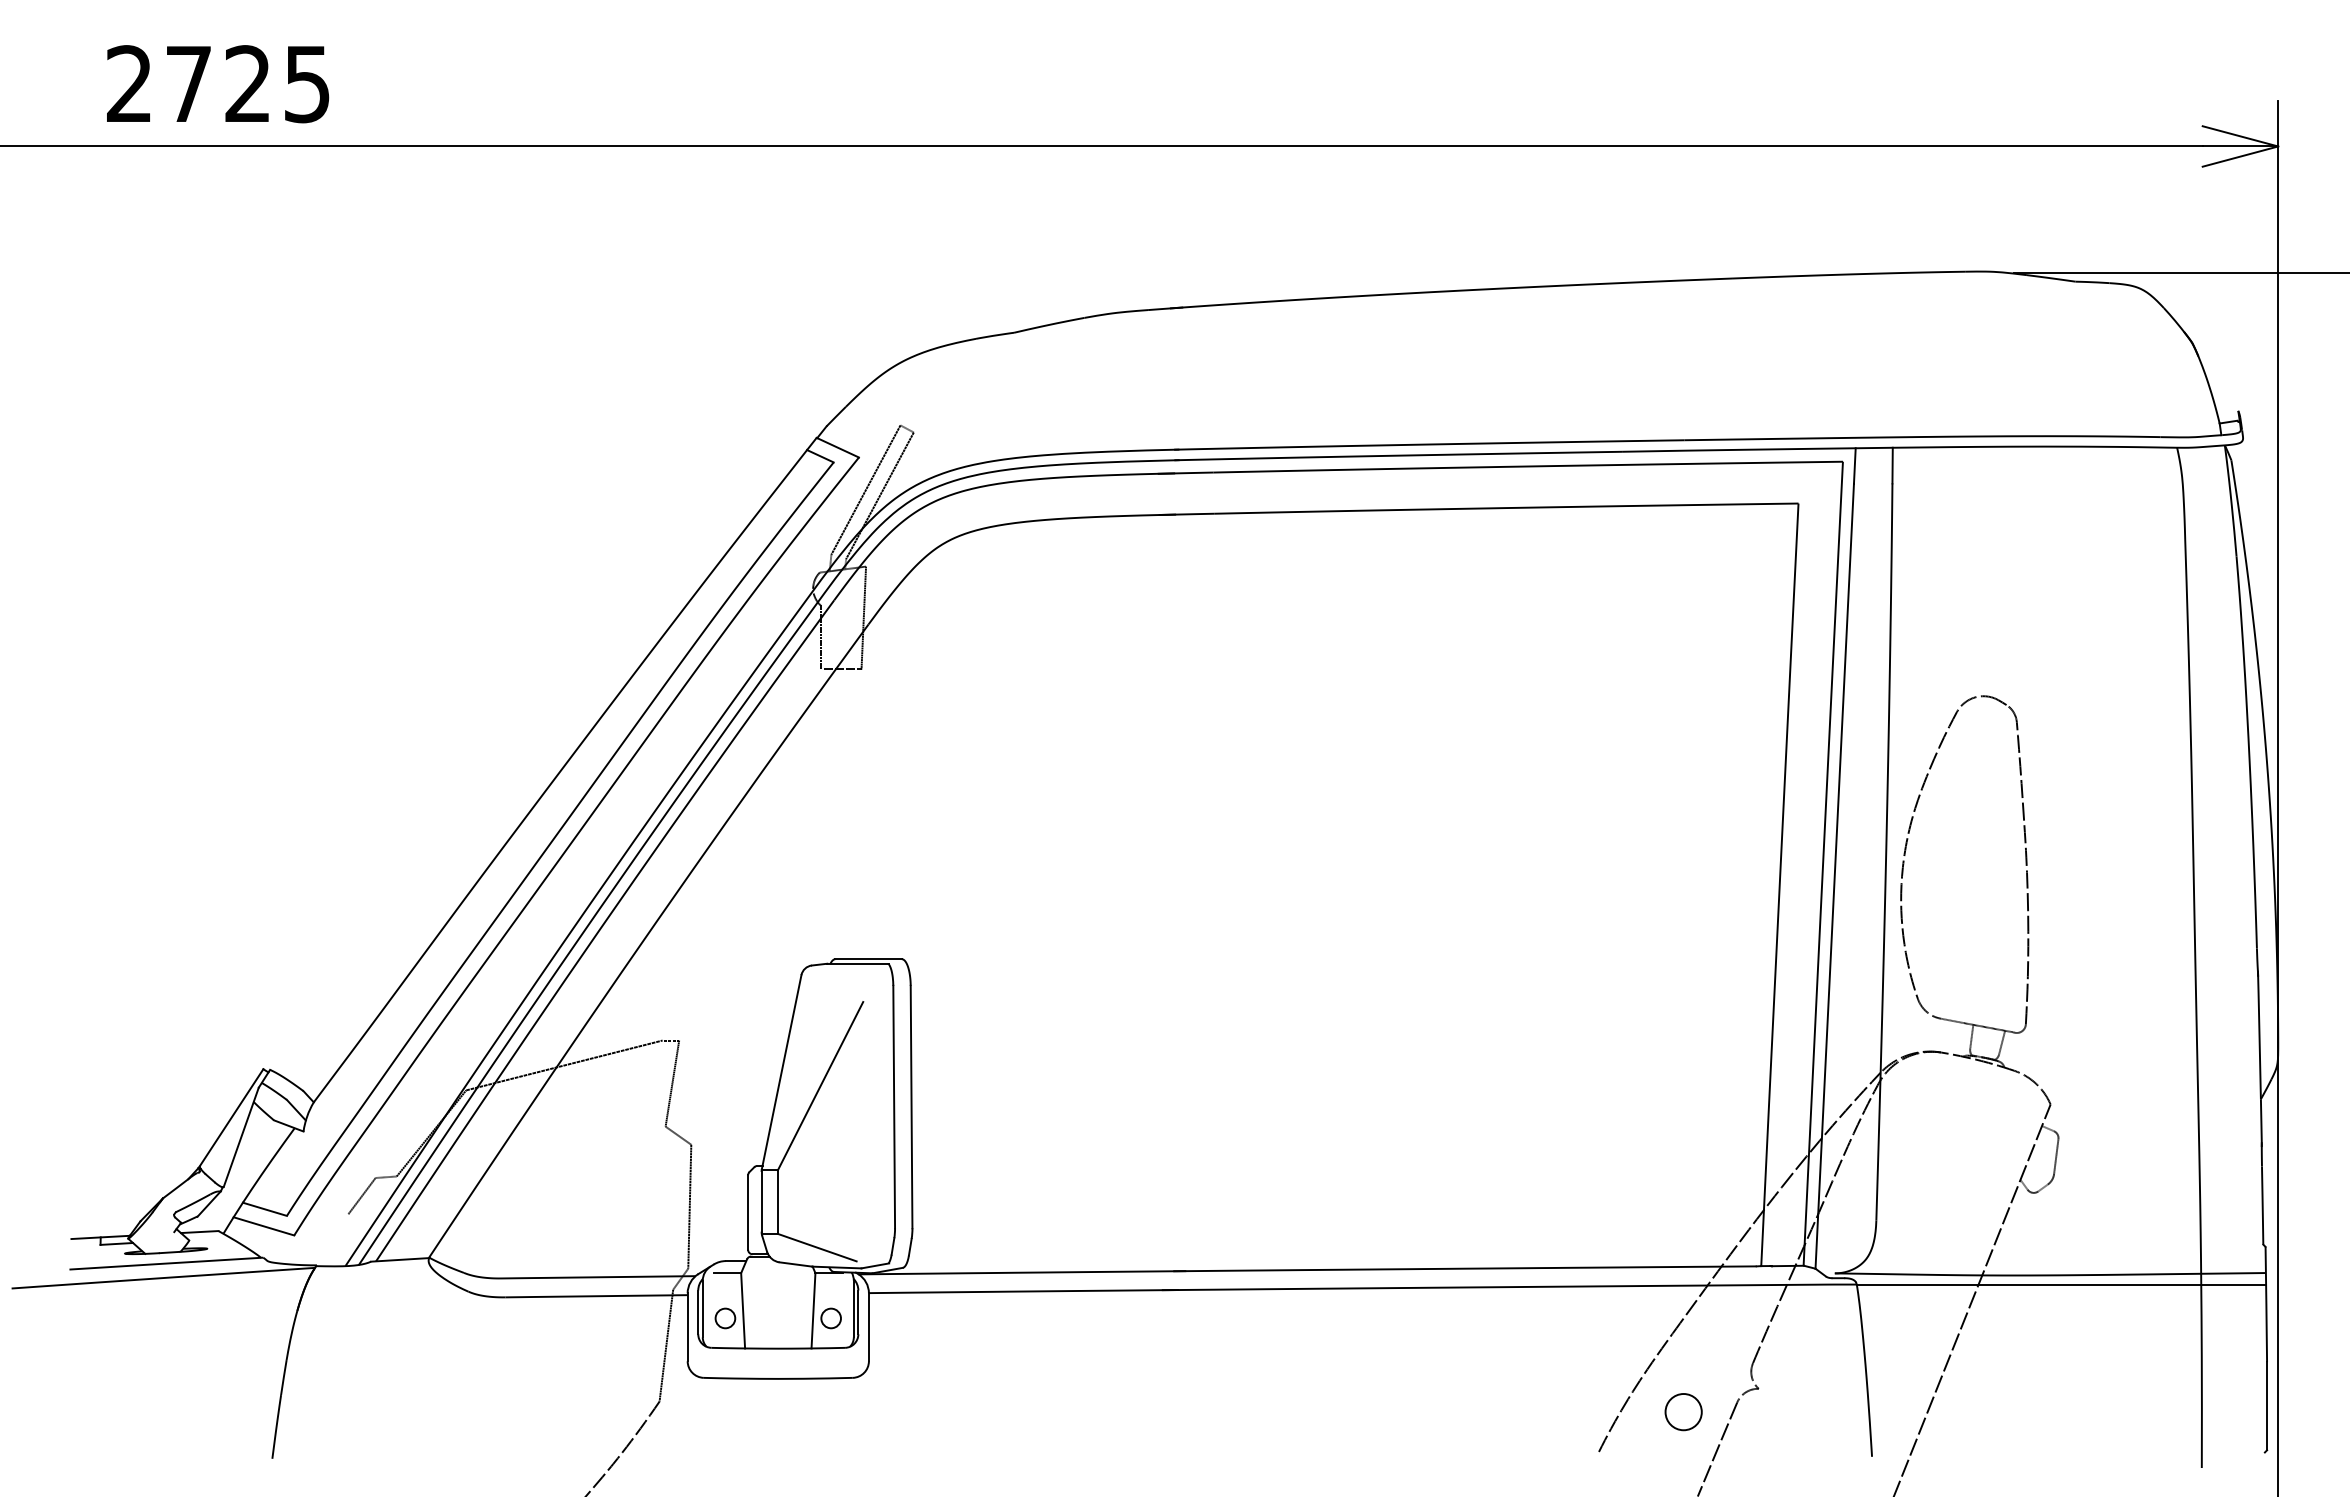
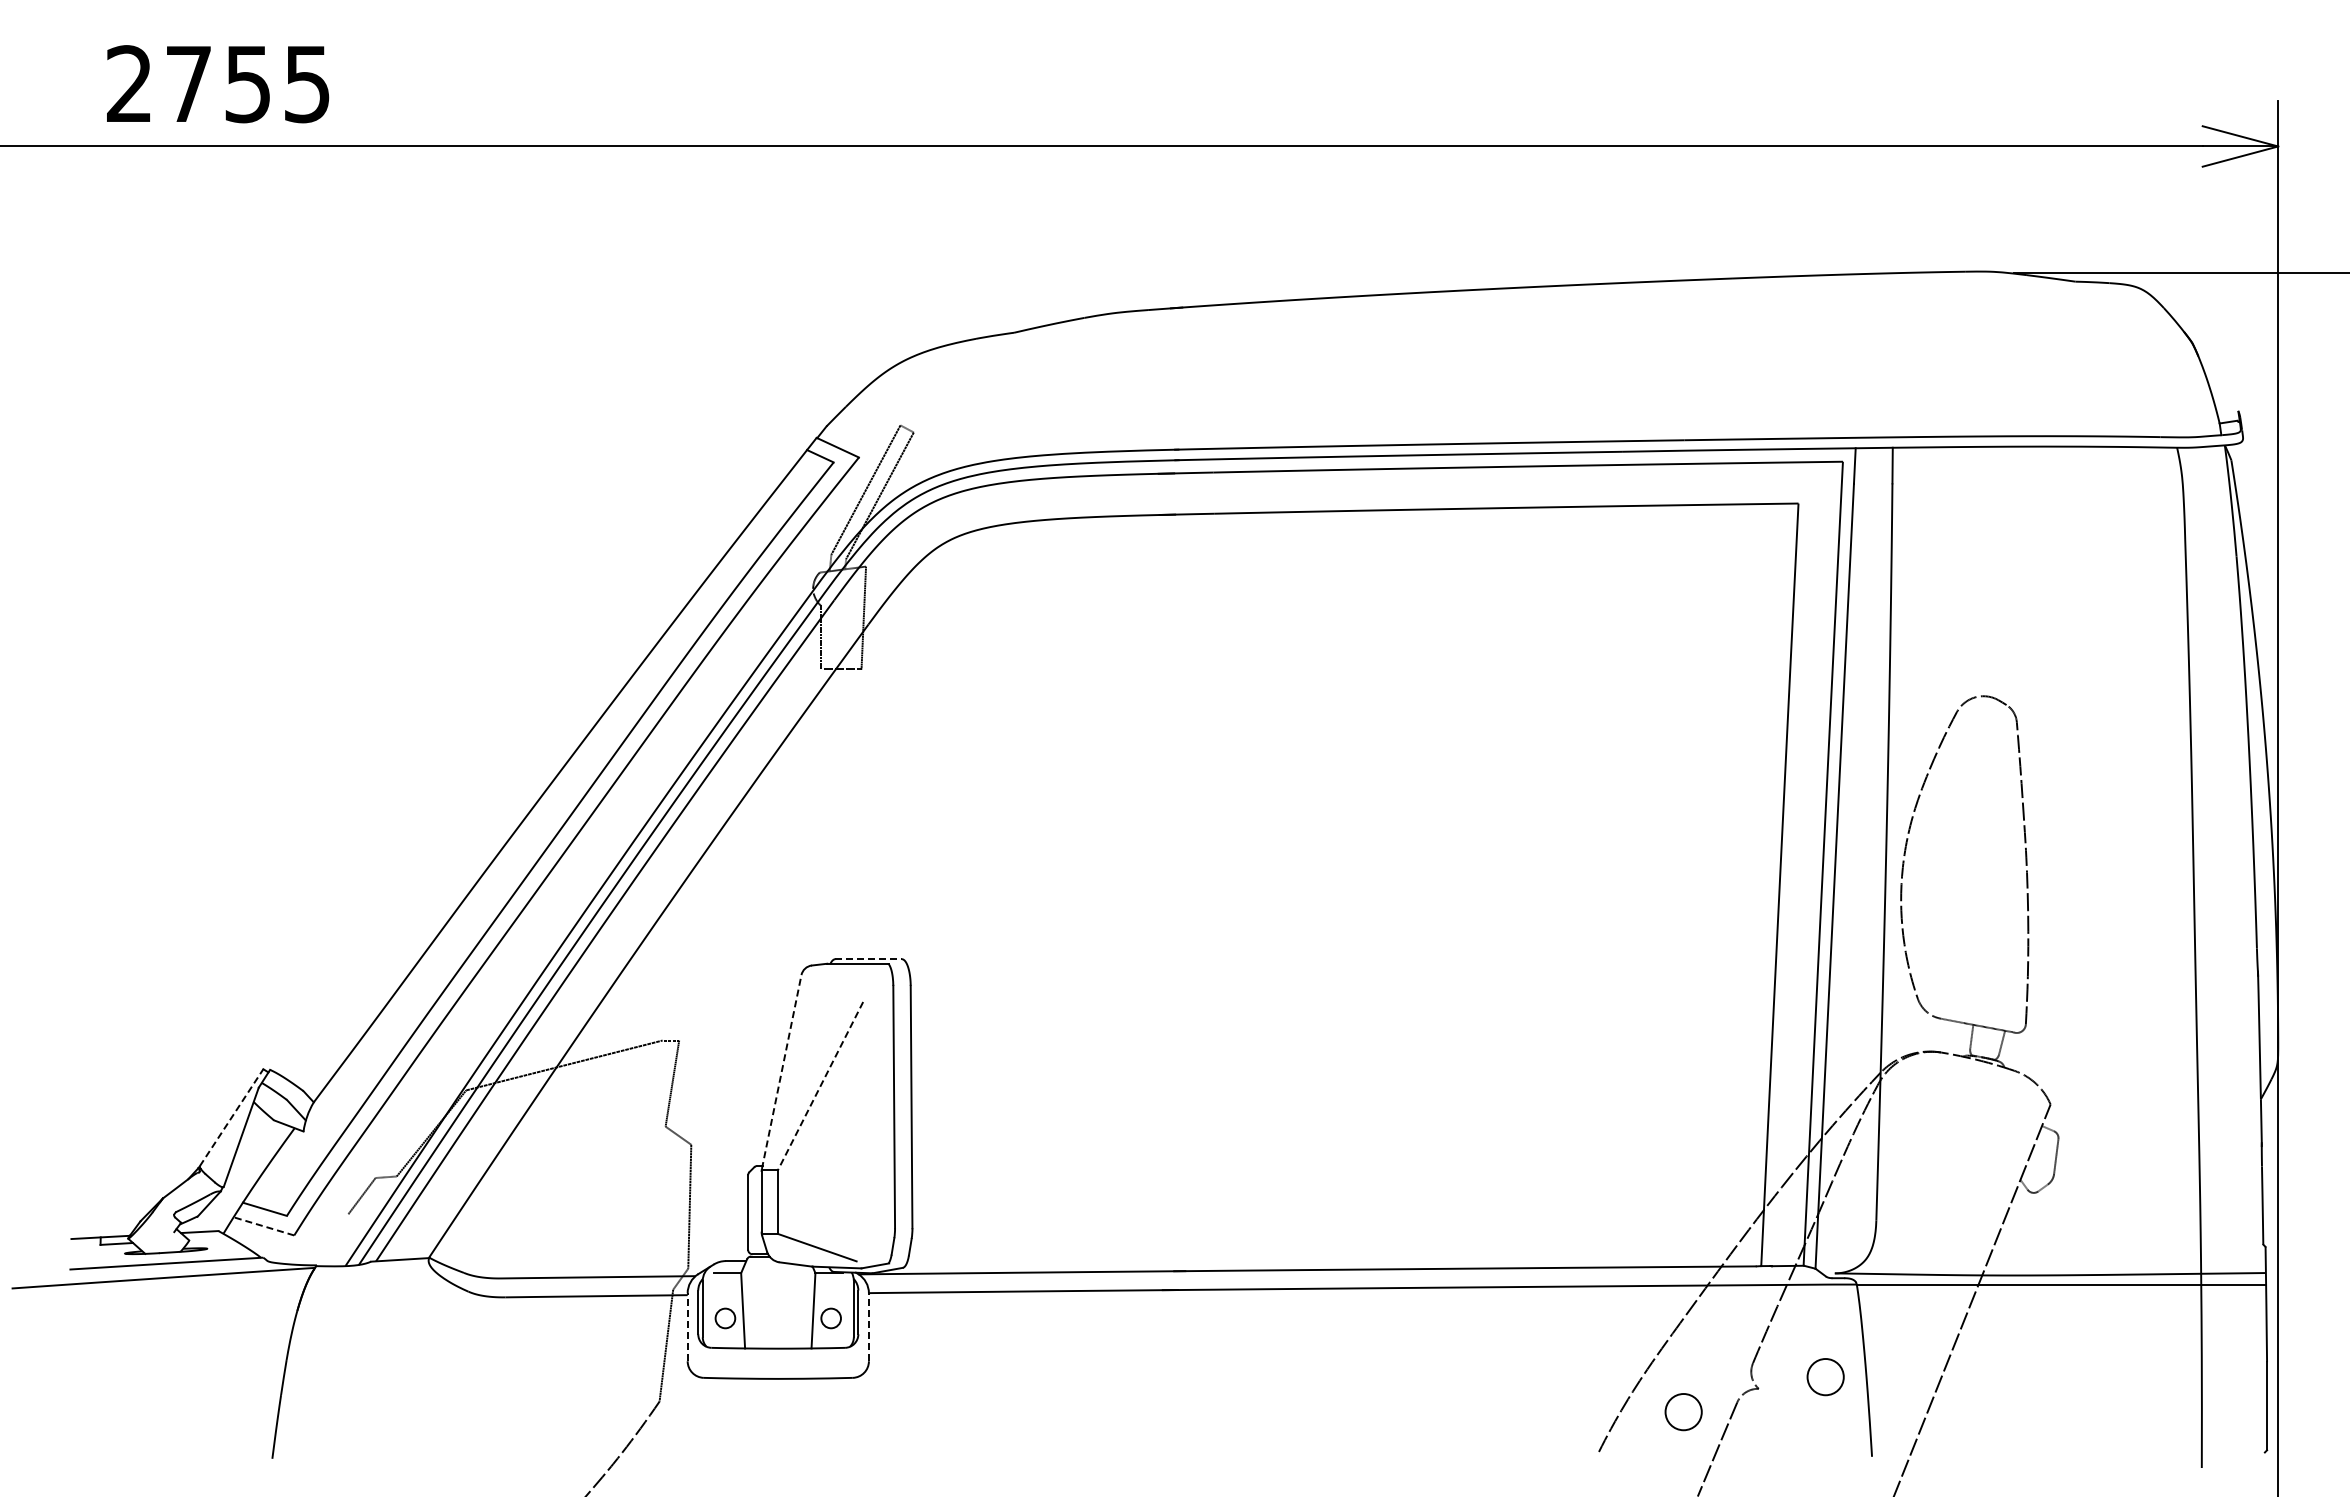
text: 2725 -> 2755 (247, 84)
line: solid -> dashed (869, 959)
line: solid -> dashed (781, 1072)
line: solid -> dashed (820, 1086)
line: solid -> dashed (231, 1117)
line: solid -> dashed (263, 1226)
line: solid -> dashed (687, 1327)
line: solid -> dashed (868, 1327)
circle: none -> present (1825, 1377)
